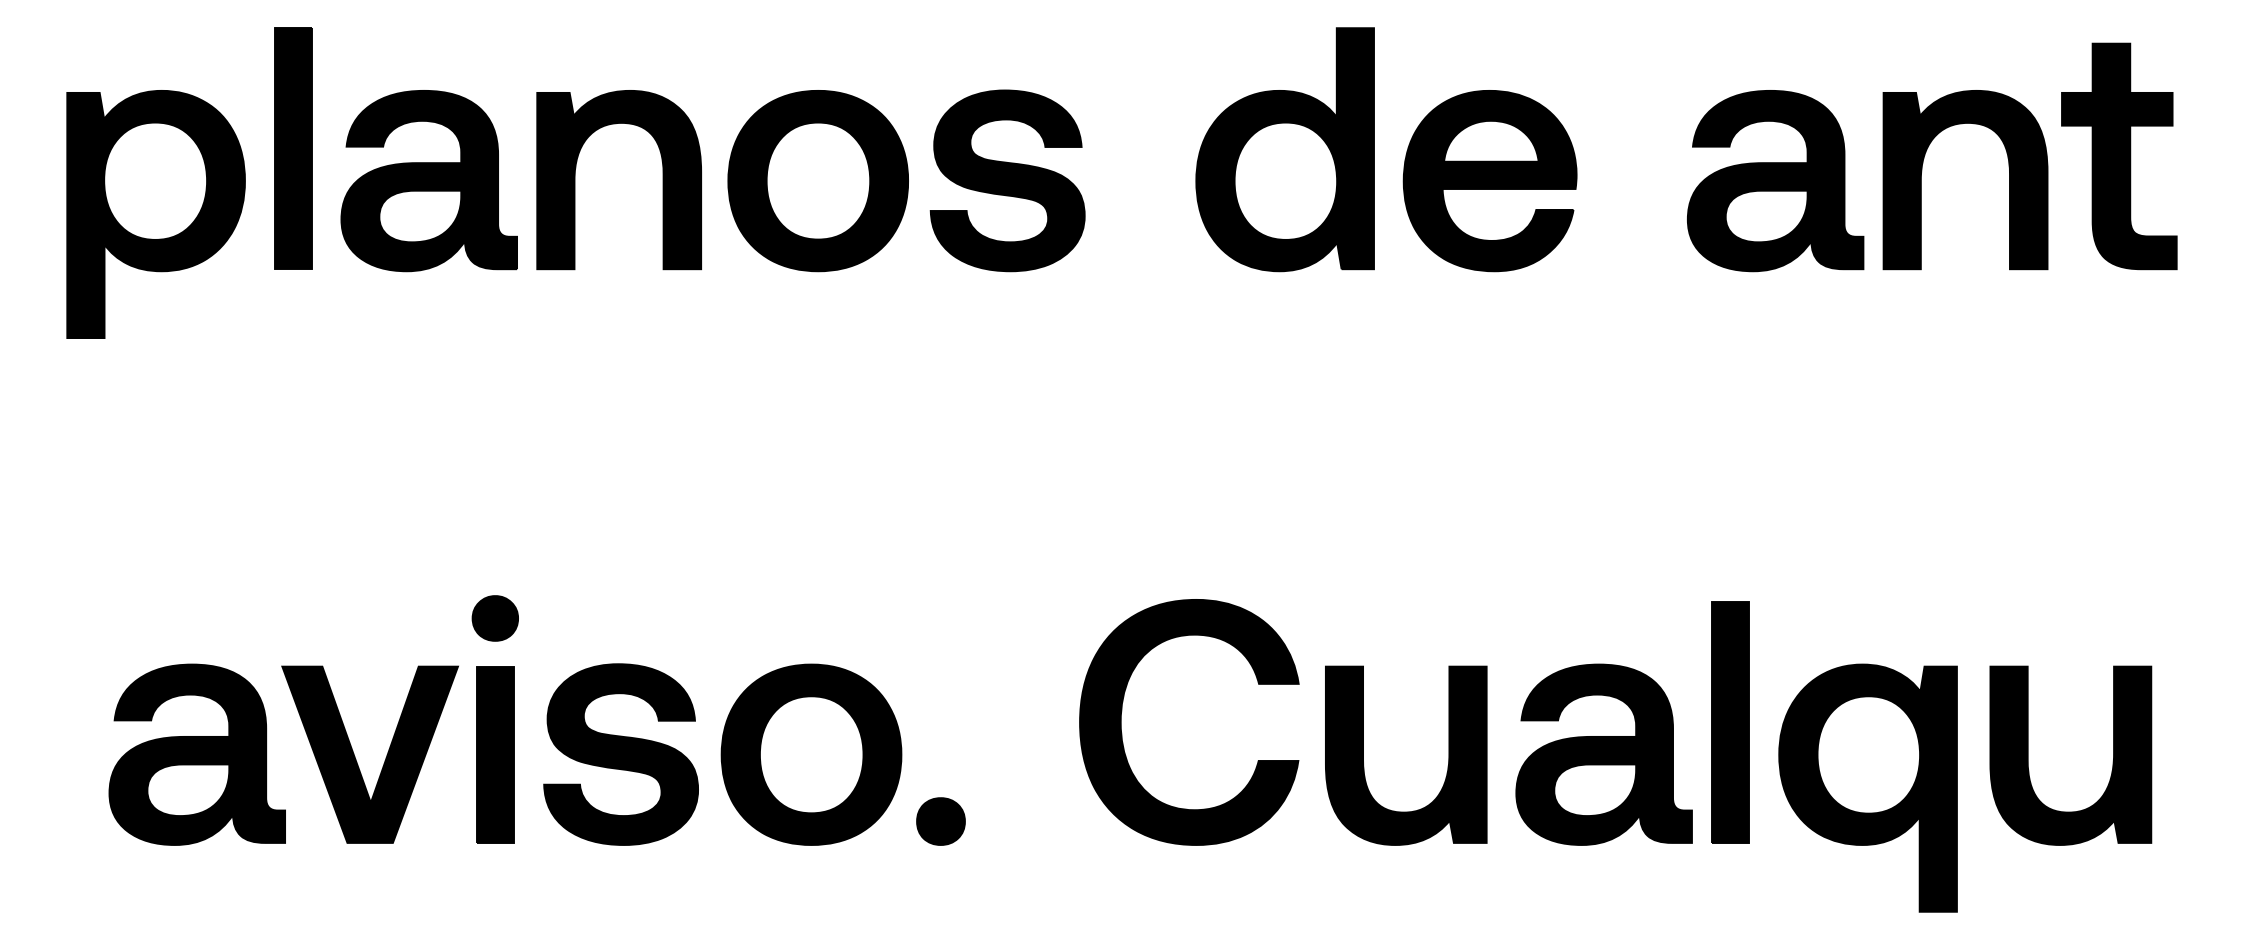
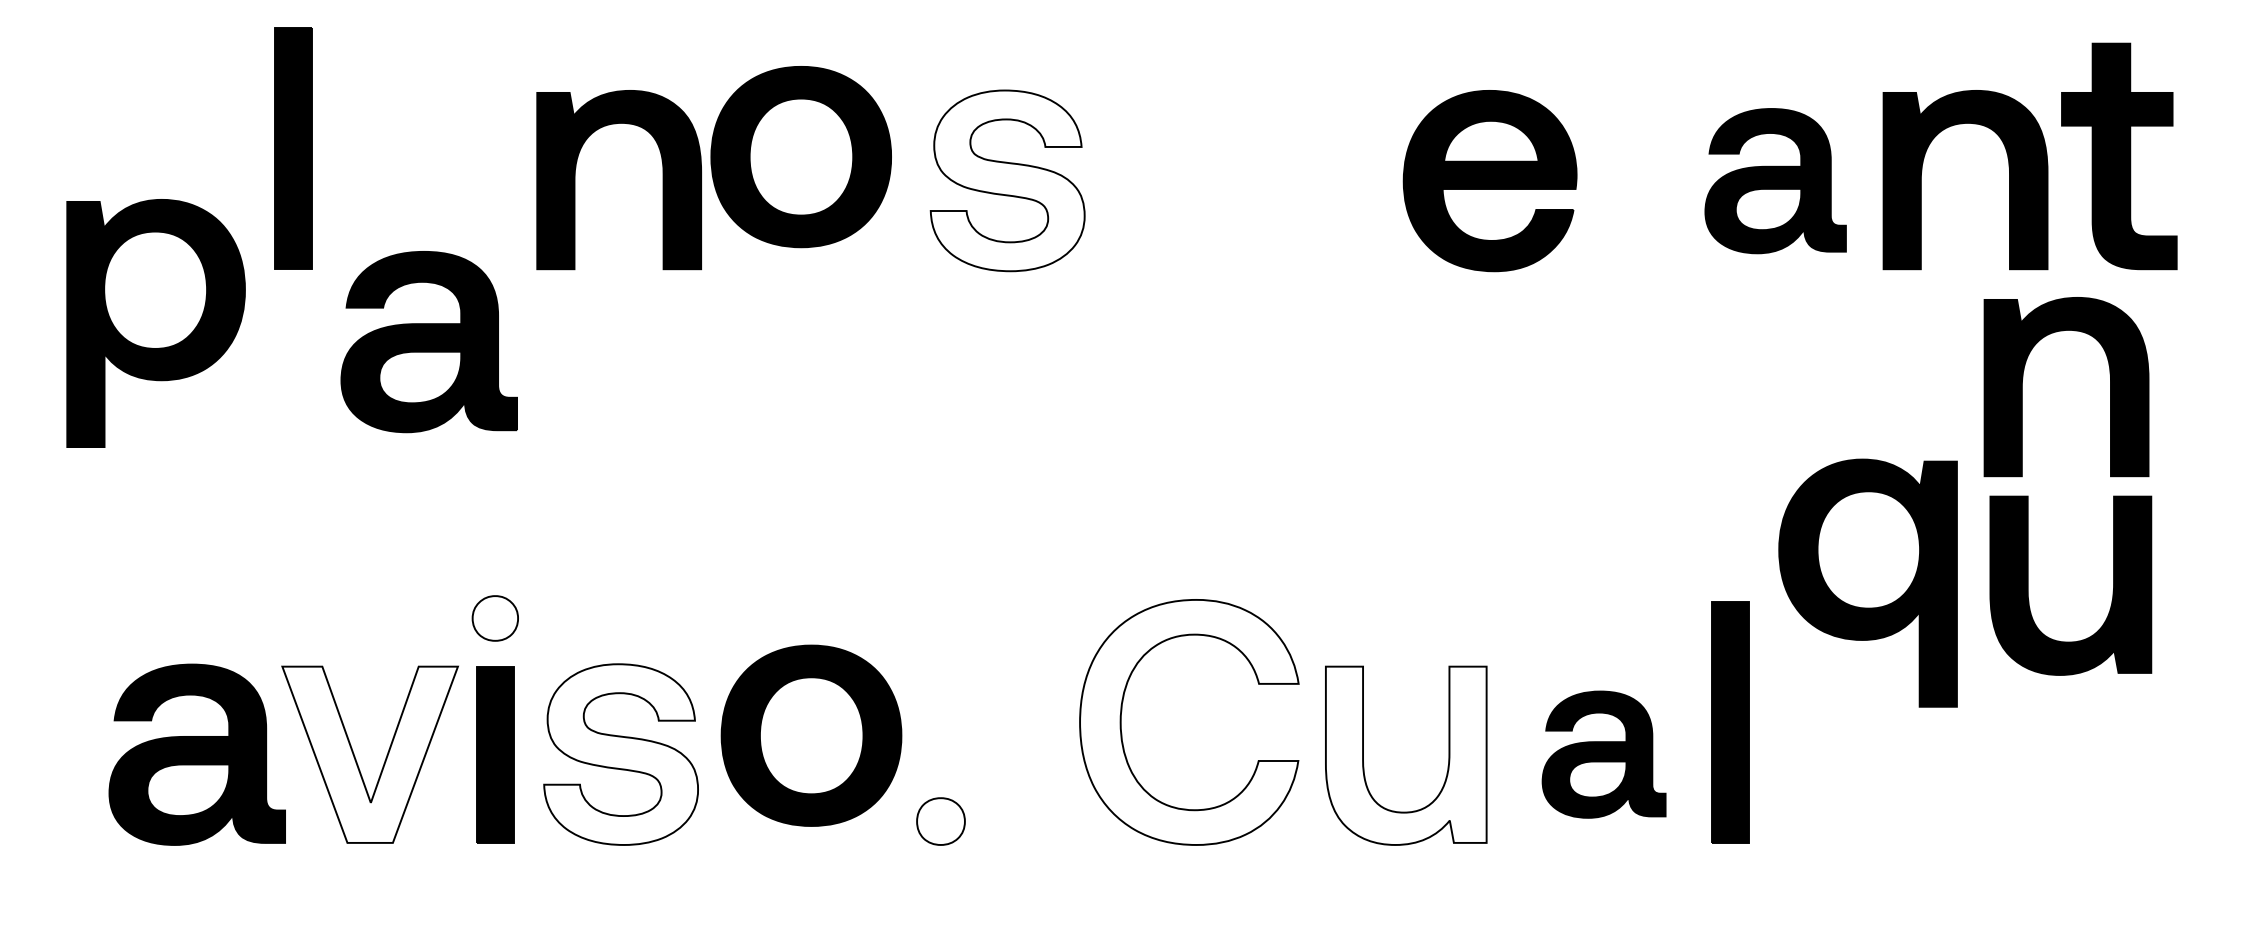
part: present -> none (1284, 149)
fill: present -> none (1007, 180)
part position: (428, 181) -> (428, 342) (428, 342)
part position: (817, 181) -> (800, 157) (800, 157)
part size: 178x183 px -> 143x147 px (1775, 181)
part position: (155, 214) -> (155, 323) (155, 323)
part: none -> present (2023, 378)
fill: present -> none (495, 618)
fill: present -> none (1189, 721)
fill: present -> none (369, 754)
fill: present -> none (621, 754)
part position: (811, 754) -> (811, 735) (811, 735)
part size: 178x183 px -> 126x129 px (1603, 754)
fill: present -> none (1405, 755)
part position: (2028, 755) -> (2028, 585) (2028, 585)
part position: (1867, 787) -> (1867, 582) (1867, 582)
fill: present -> none (940, 821)
